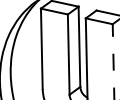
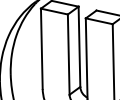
line: dashed -> solid (113, 61)
